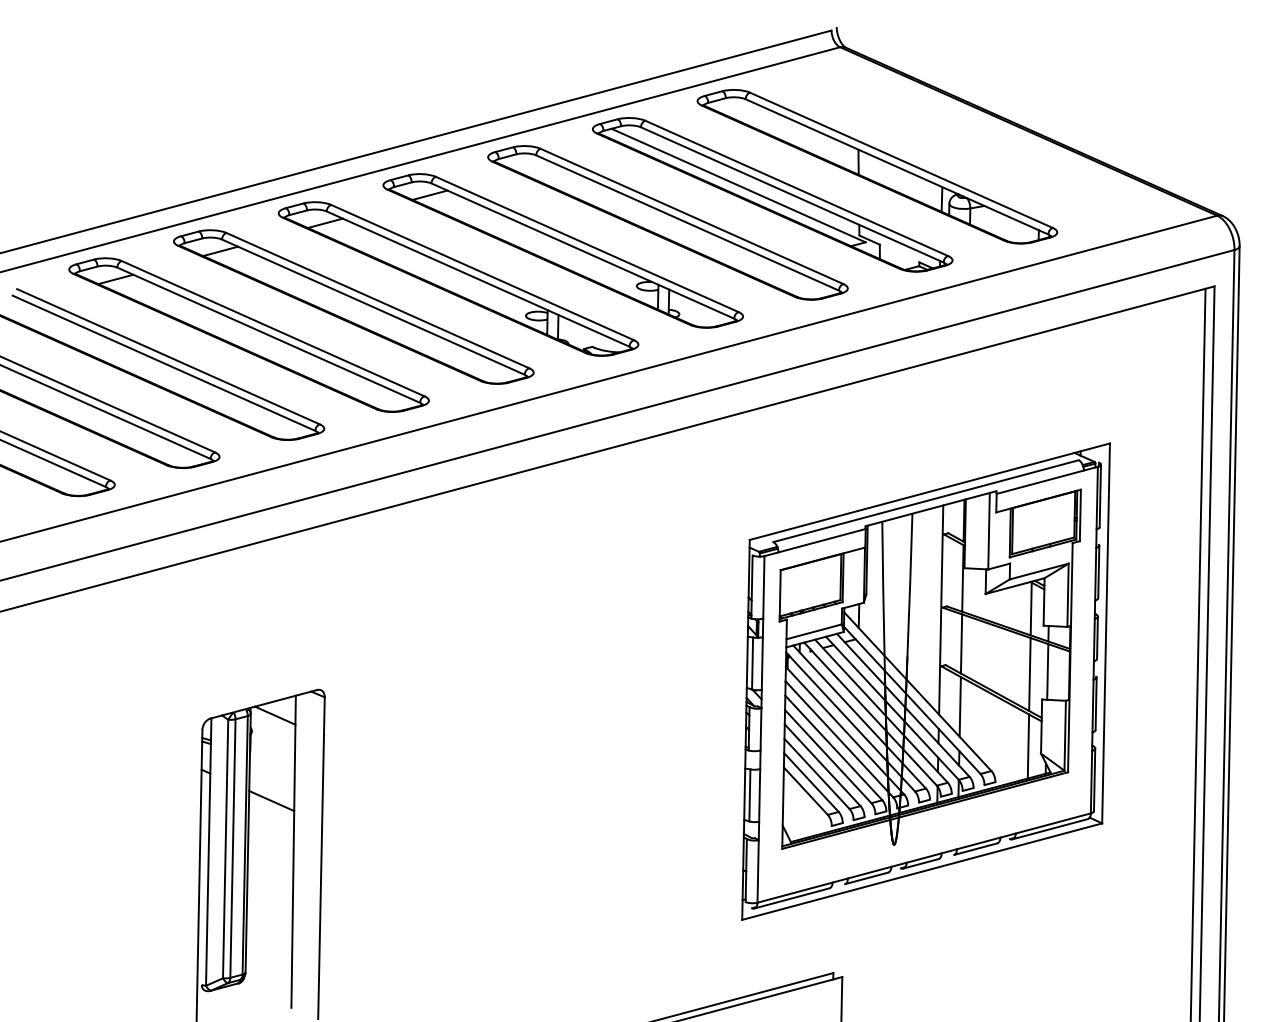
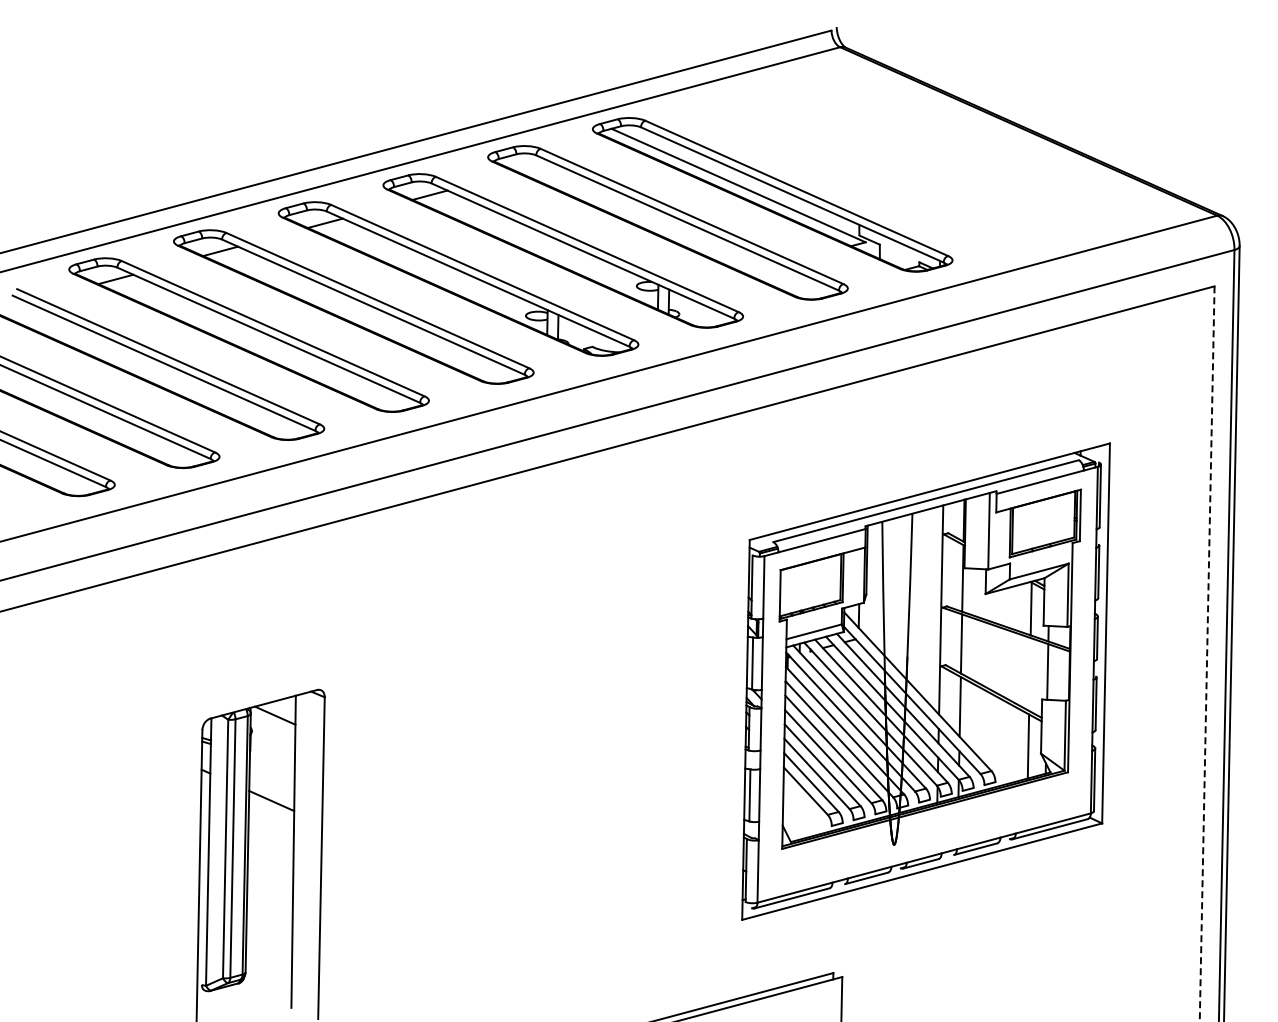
part: present -> none (877, 166)
line: present -> none (1197, 653)
line: solid -> dashed (1207, 653)
line: present -> none (1029, 674)
